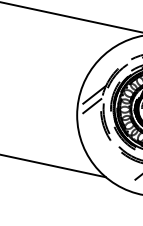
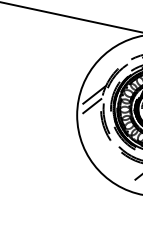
line: present -> none (53, 166)
